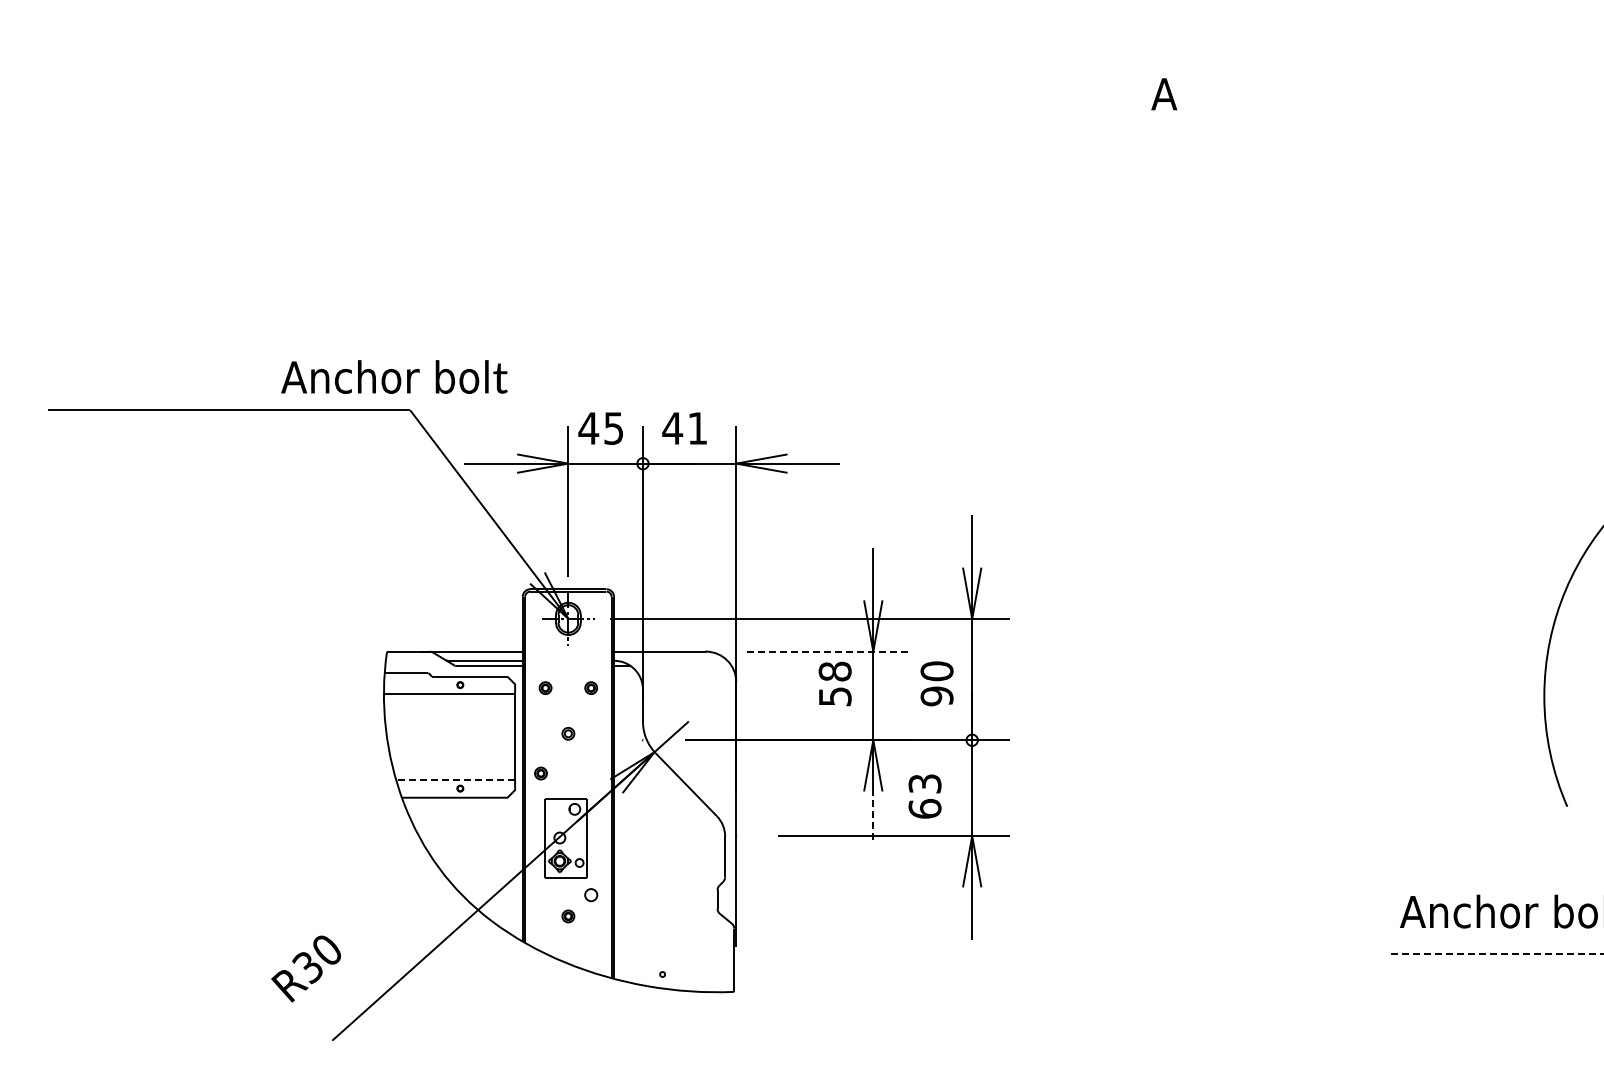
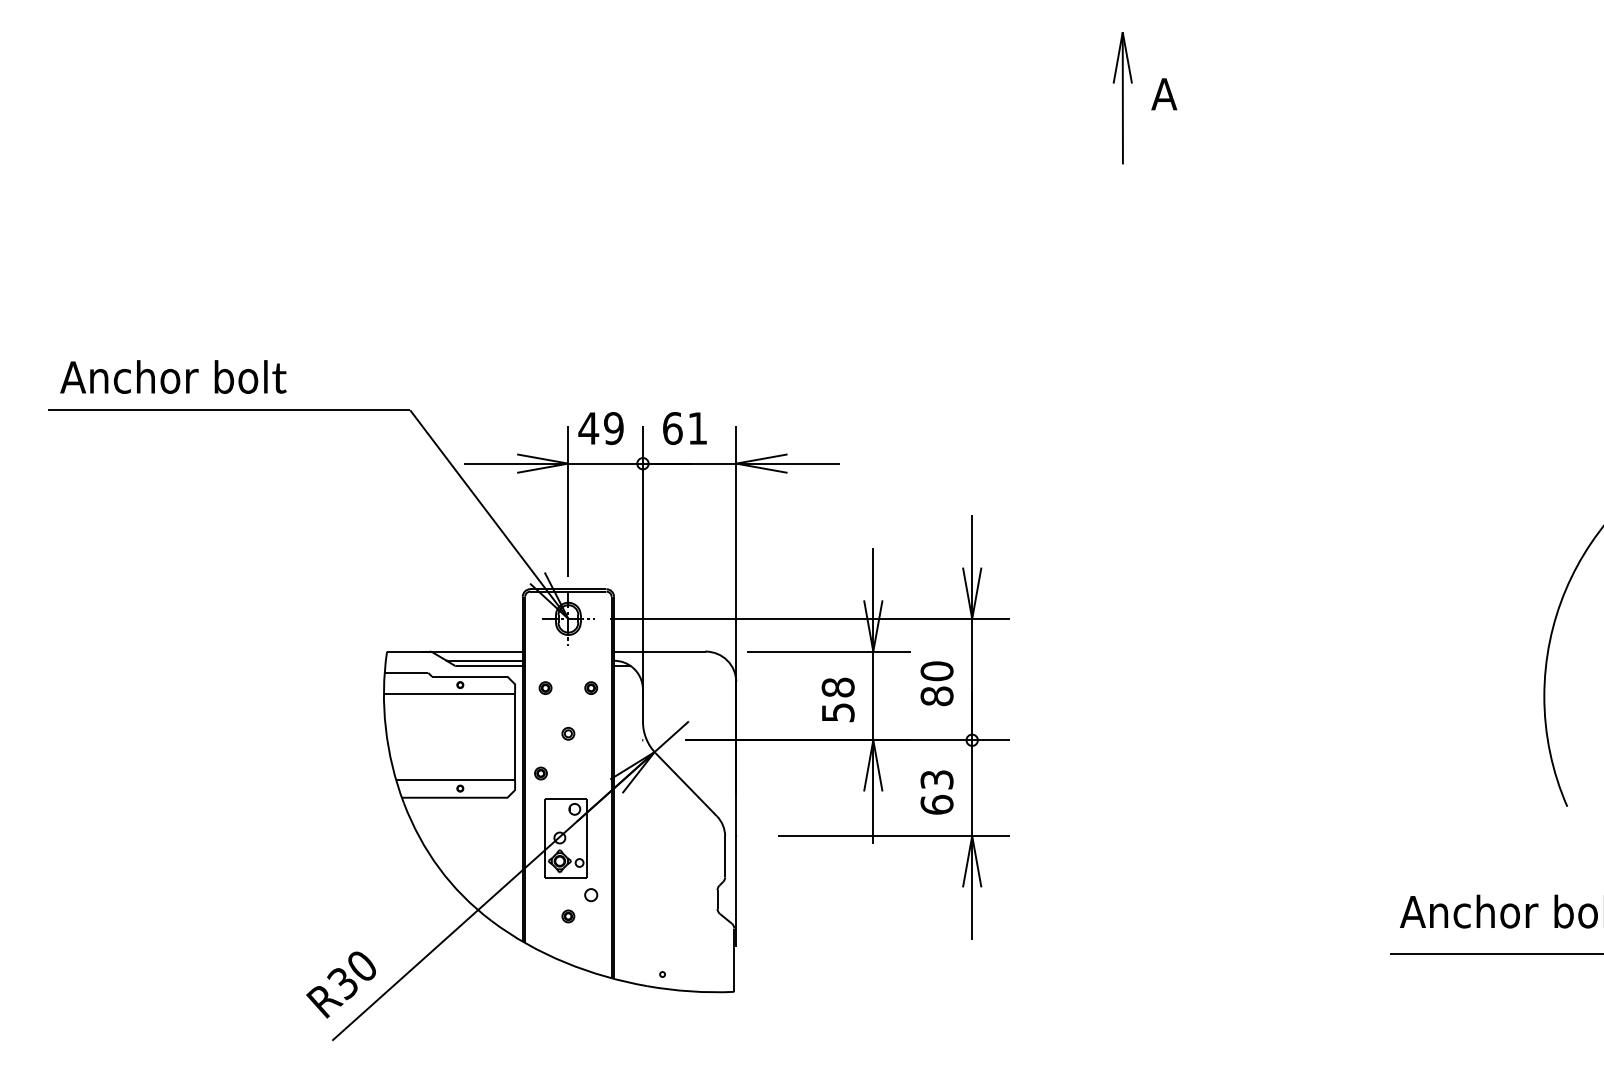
part: none -> present (1122, 98)
text position: (394, 376) -> (173, 376) (173, 376)
text: 45 -> 49 (613, 428)
text: 41 -> 61 (672, 428)
line: dashed -> solid (829, 651)
text position: (834, 683) -> (837, 699) (837, 699)
text: 90 -> 80 (936, 696)
line: dashed -> solid (455, 779)
text position: (924, 796) -> (936, 792) (936, 792)
line: dashed -> solid (873, 817)
line: dashed -> solid (1496, 954)
text position: (305, 968) -> (340, 984) (340, 984)
